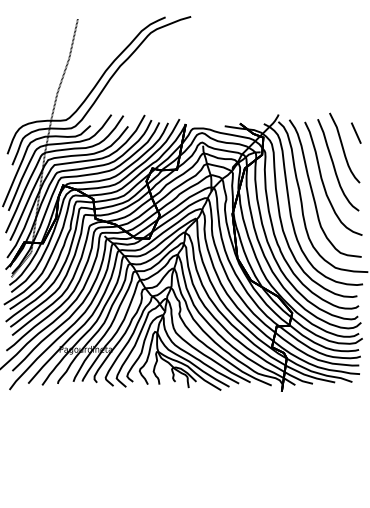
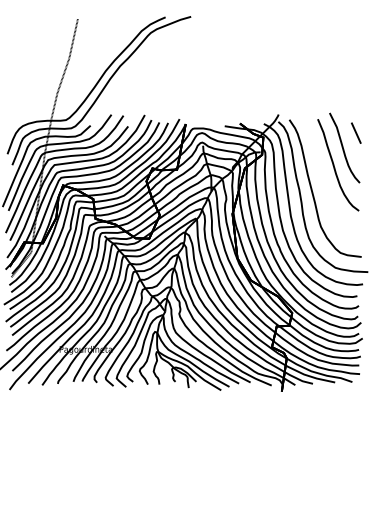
curve: present -> none (323, 180)
